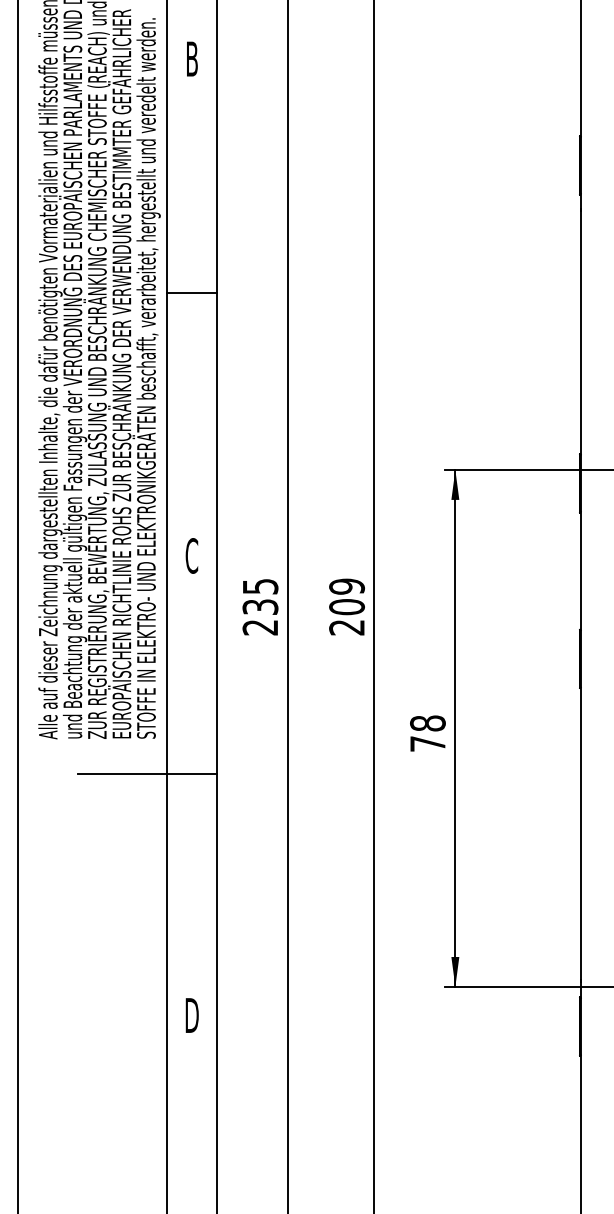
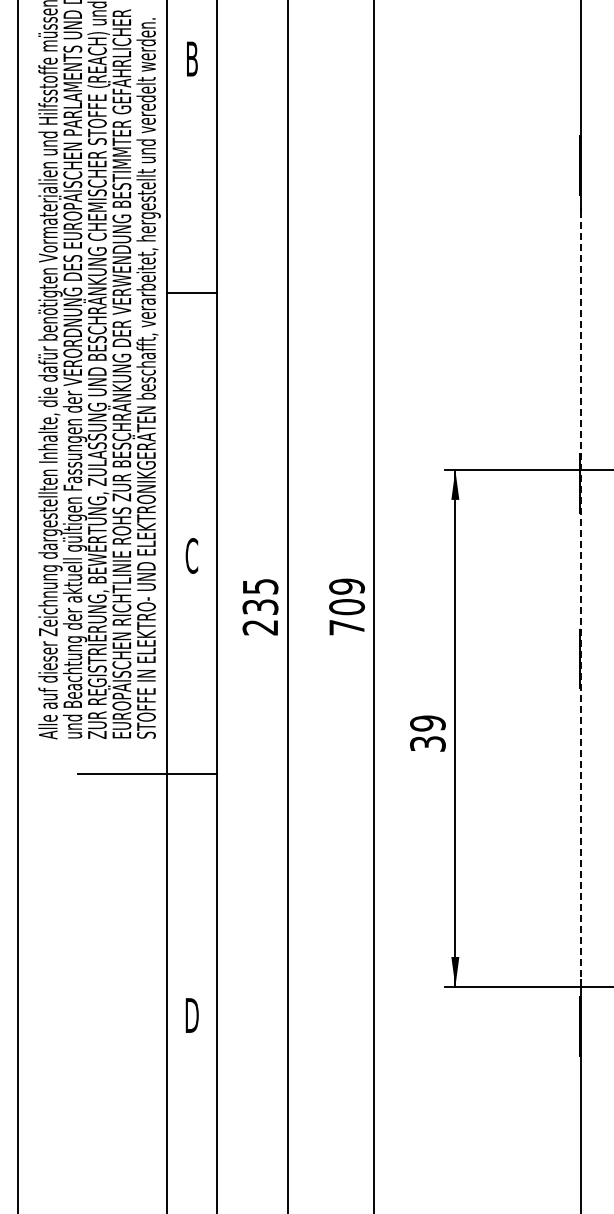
line: solid -> dashed (580, 595)
text: 209 -> 709 (346, 627)
text: 78 -> 39 (427, 733)
